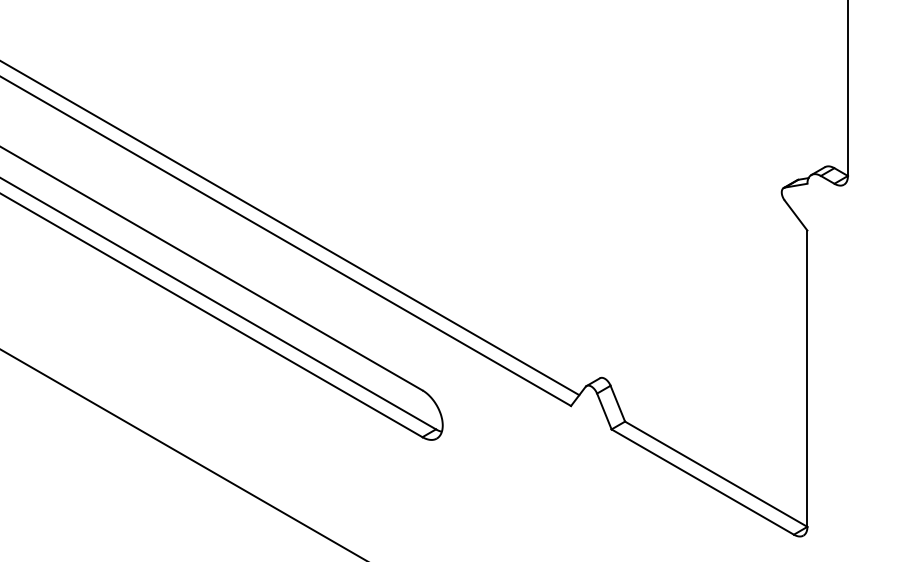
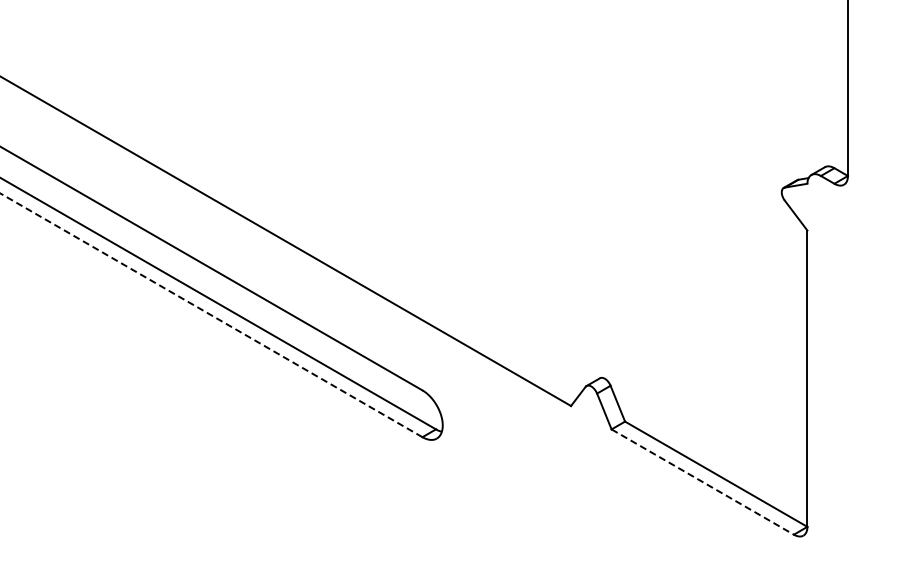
line: present -> none (290, 228)
line: solid -> dashed (211, 315)
line: present -> none (182, 454)
line: solid -> dashed (703, 482)
